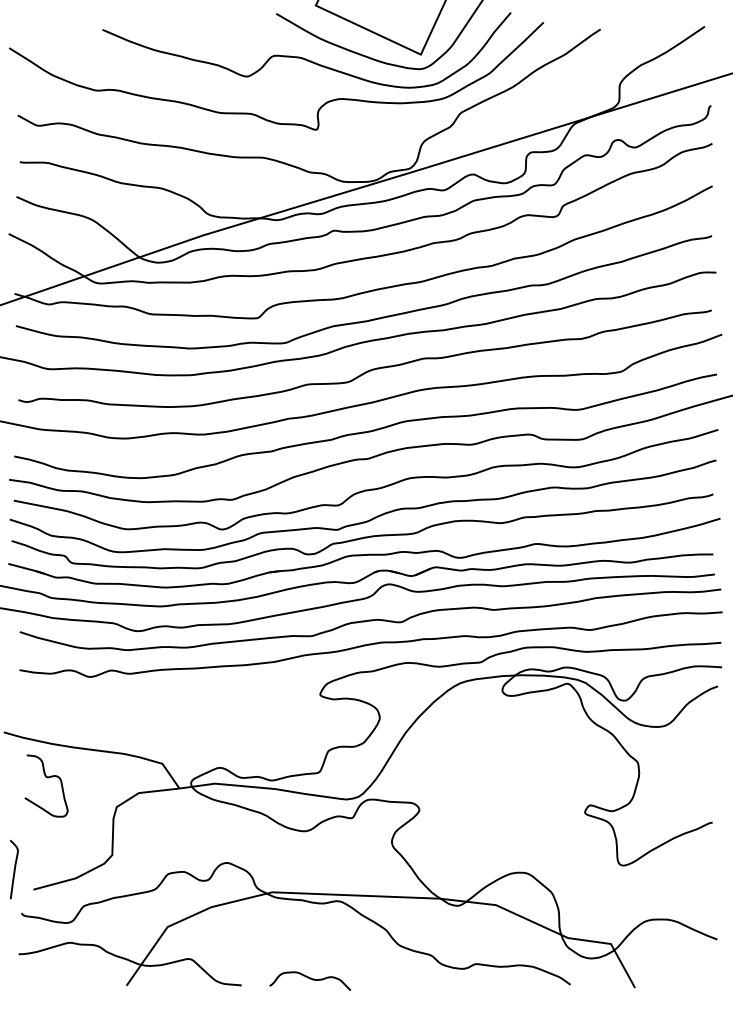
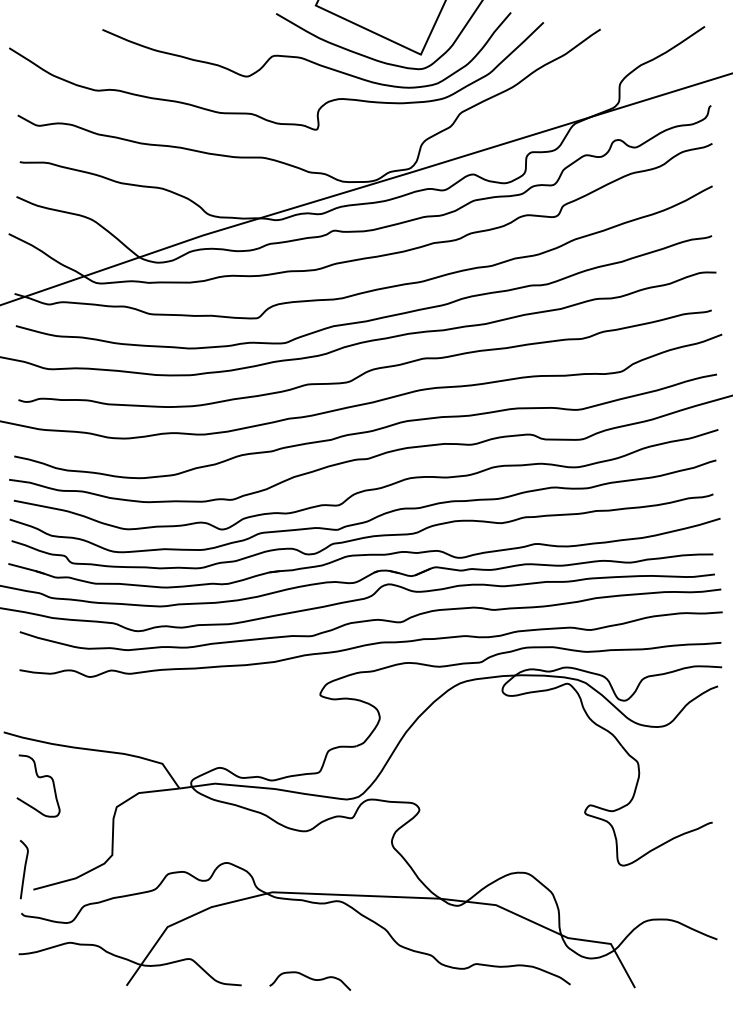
curve position: (47, 778) -> (39, 778) (39, 778)
curve position: (13, 869) -> (23, 869) (23, 869)
